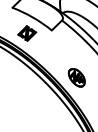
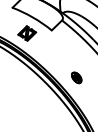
part size: 19x20 px -> 12x14 px (76, 77)
